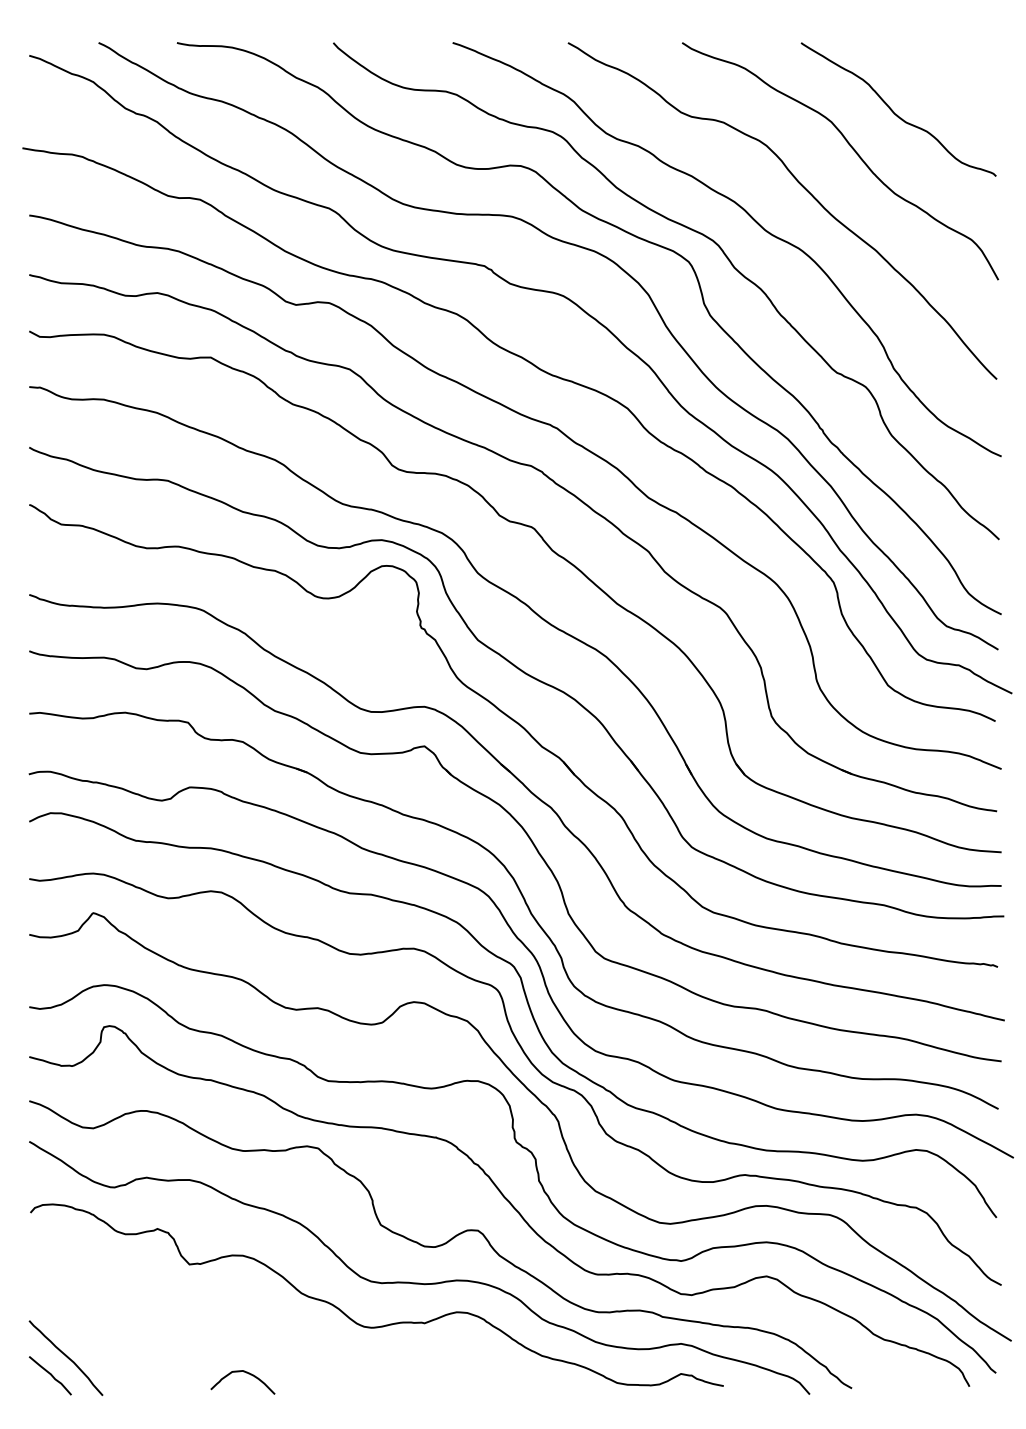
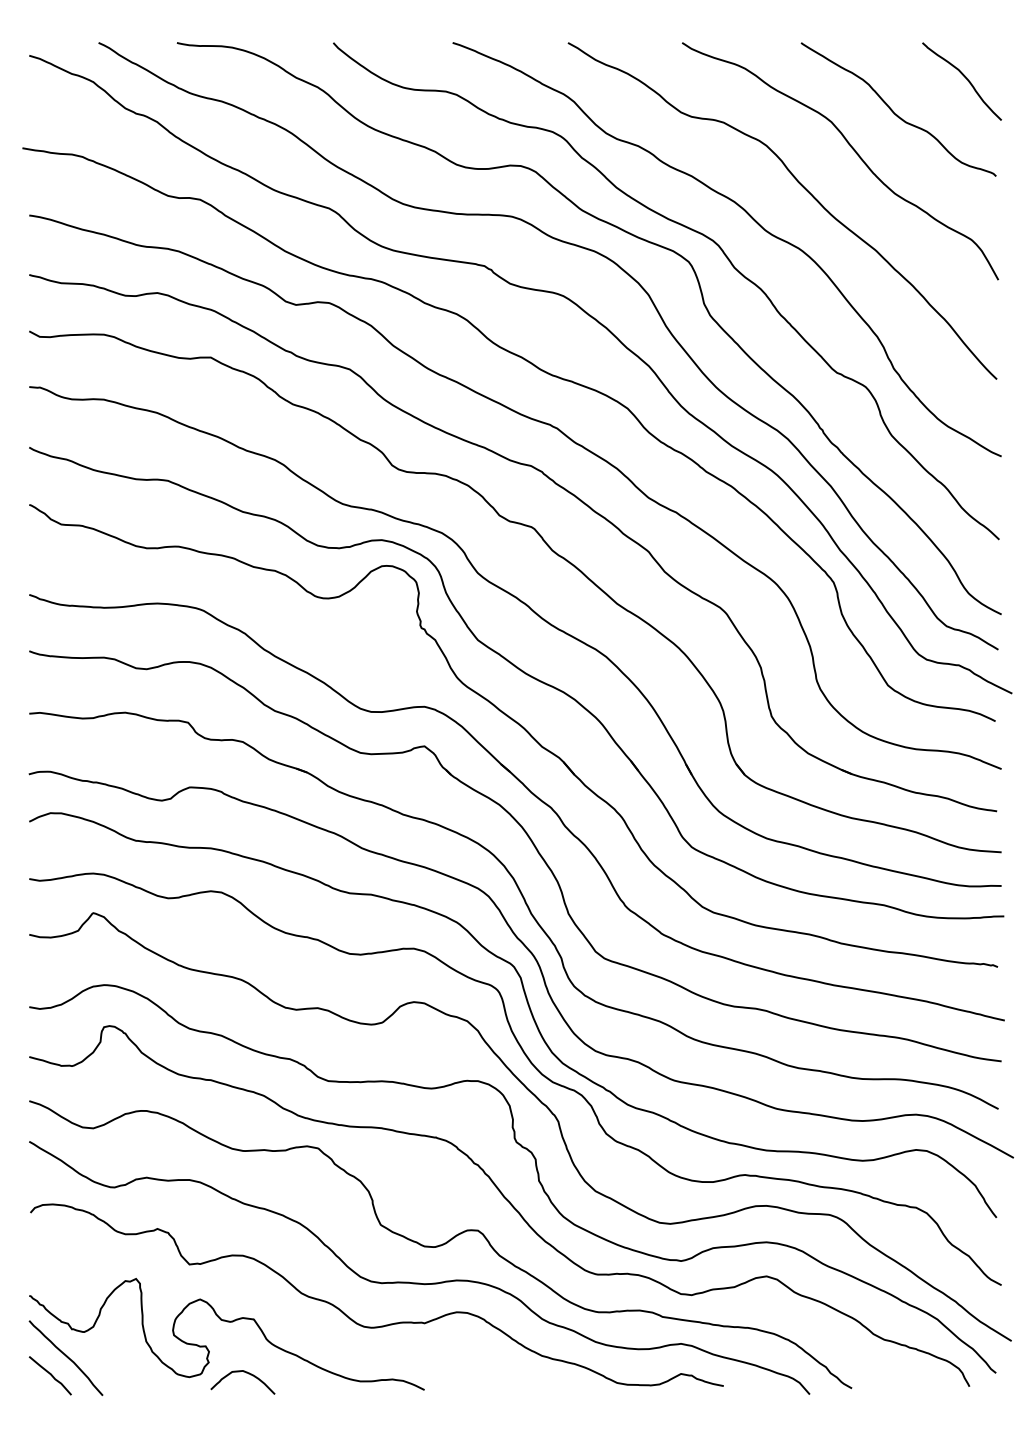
curve: none -> present (964, 77)
curve: none -> present (227, 1322)
